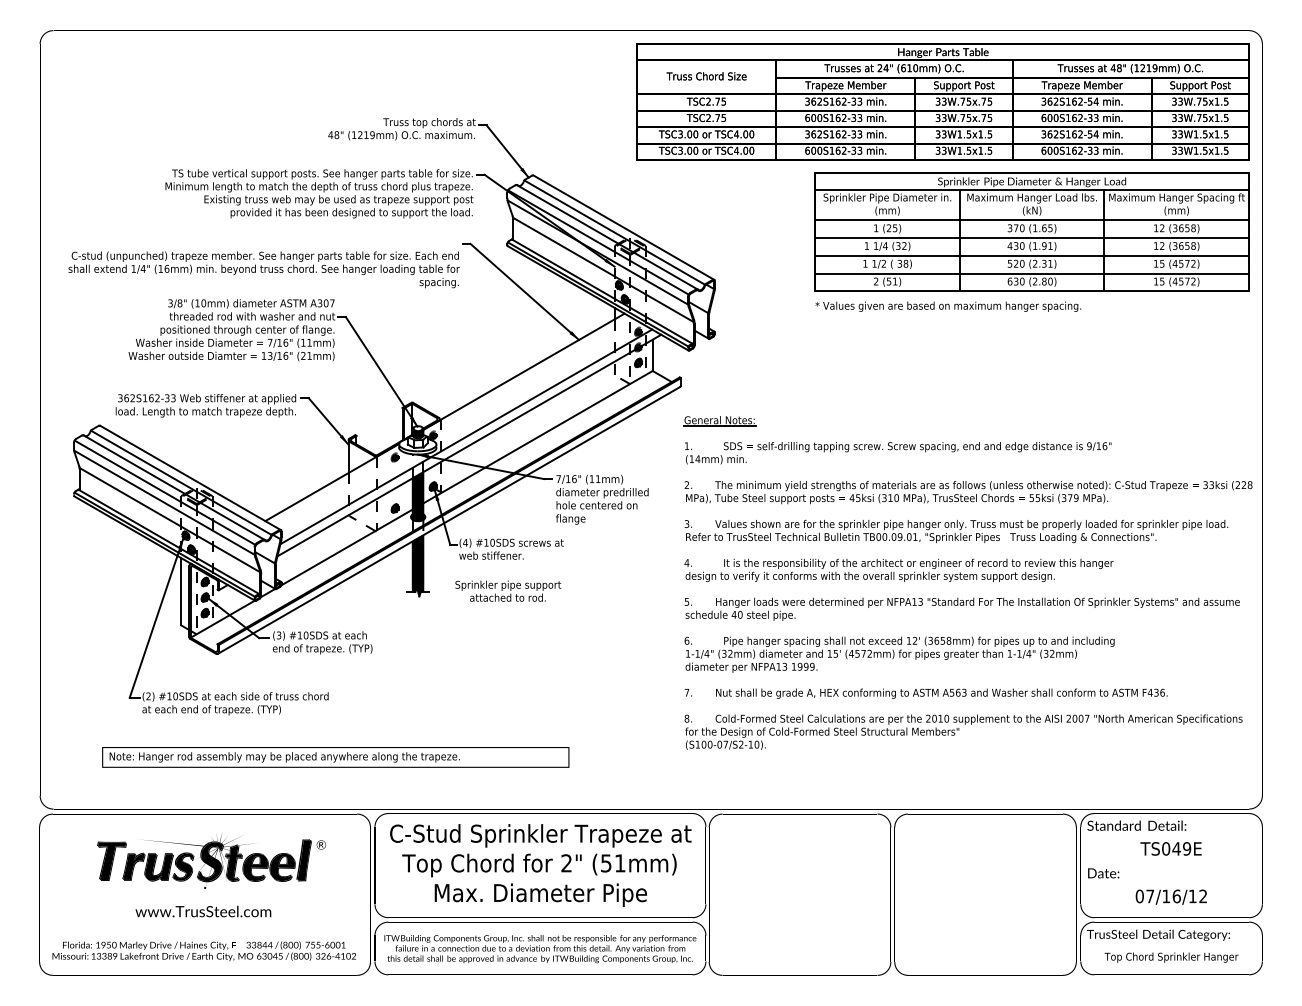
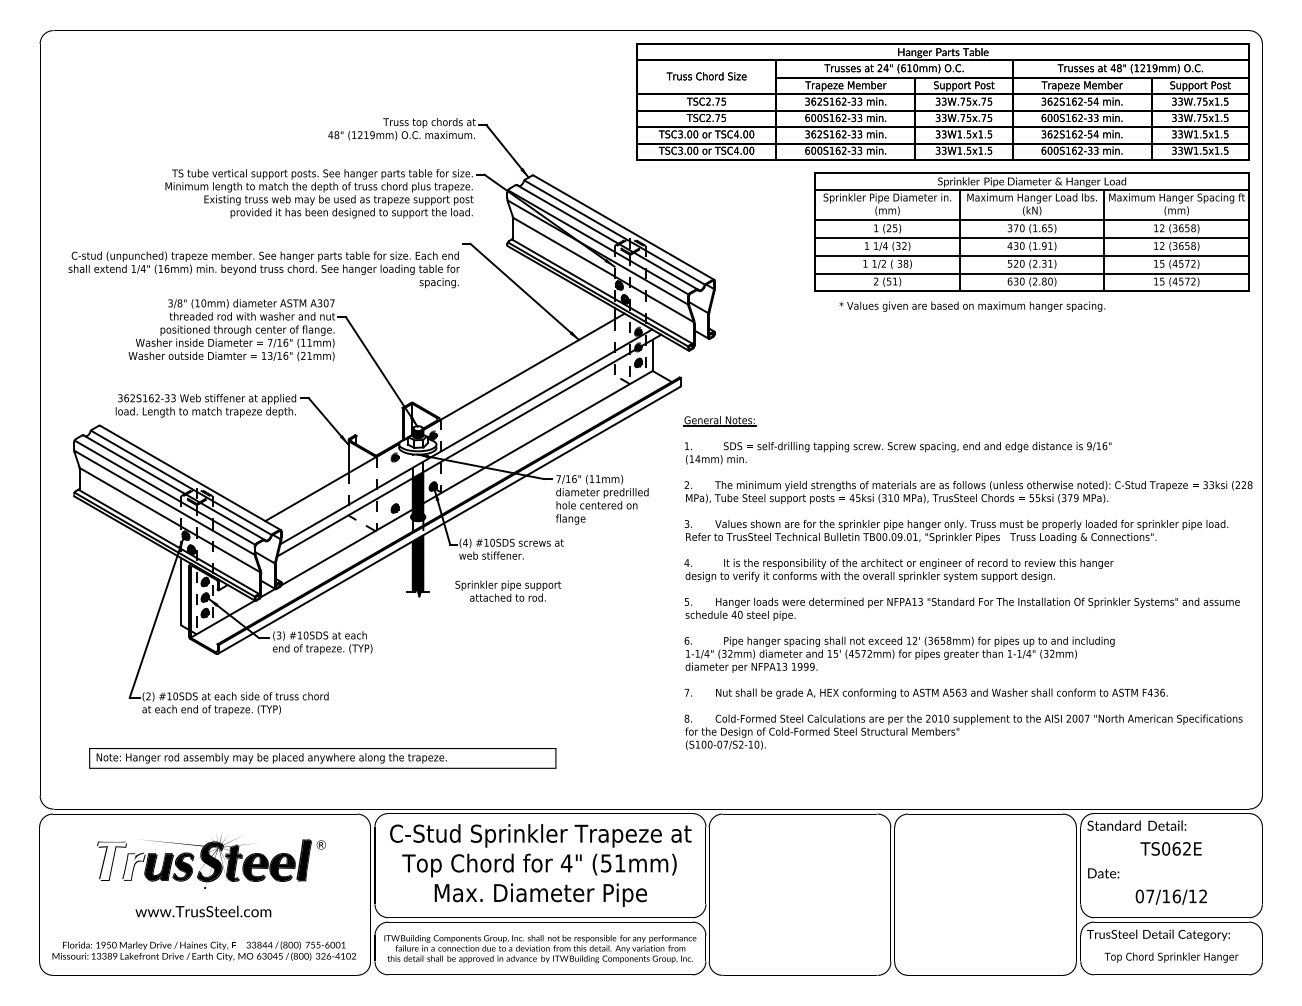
text position: (948, 306) -> (972, 306) (972, 306)
text position: (335, 757) -> (322, 758) (322, 758)
text: TS049E -> TS062E (1181, 848)
fill: present -> none (111, 860)
text: 2" -> 4" (566, 863)
fill: present -> none (134, 866)
